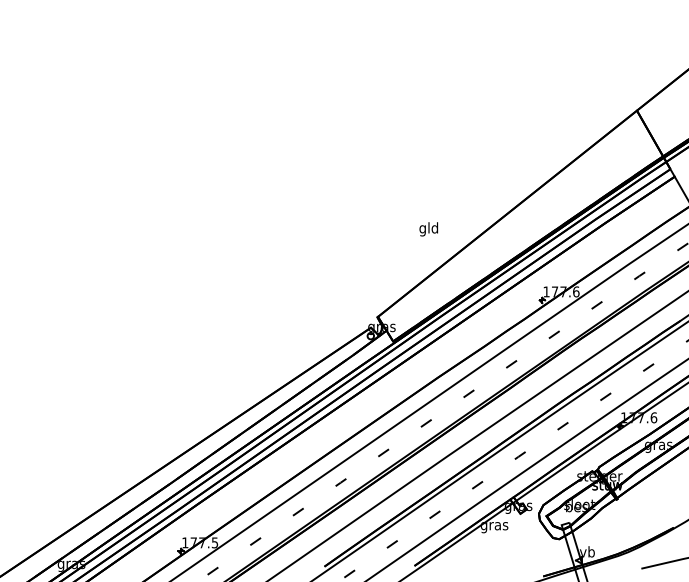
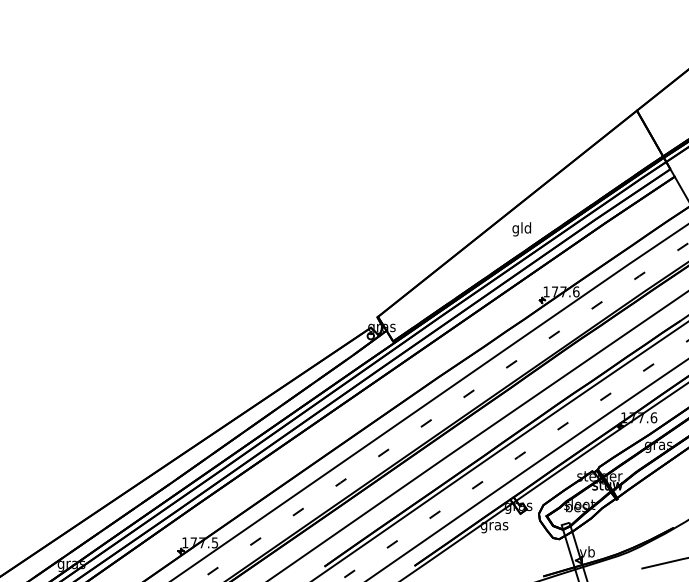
text position: (428, 229) -> (521, 229) (521, 229)
